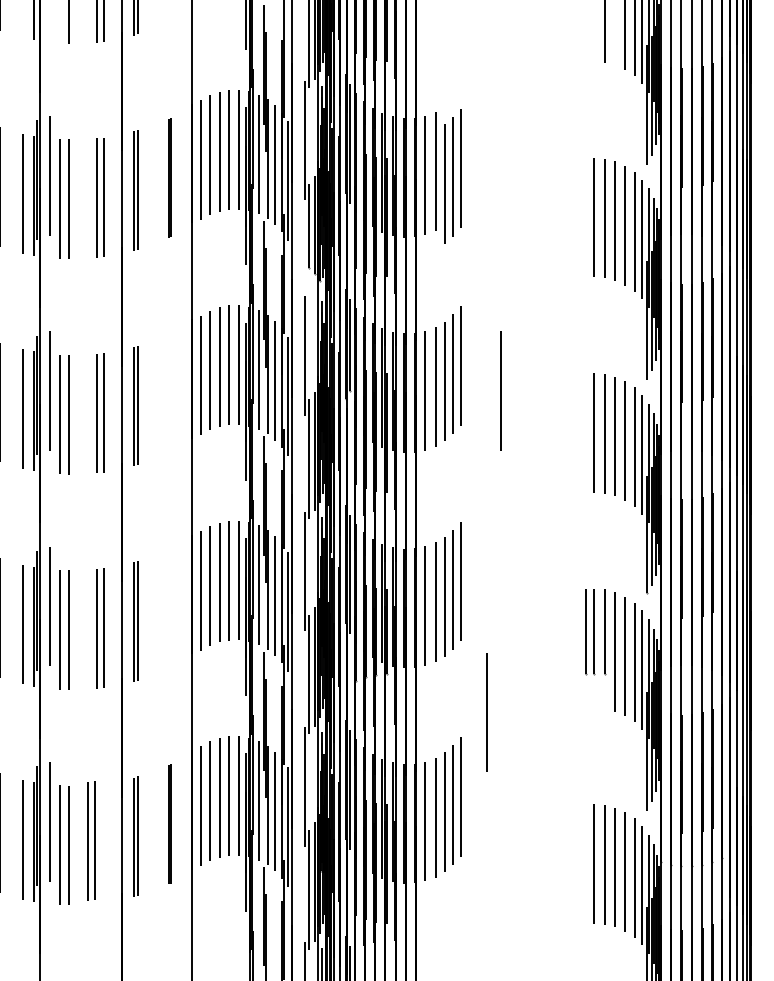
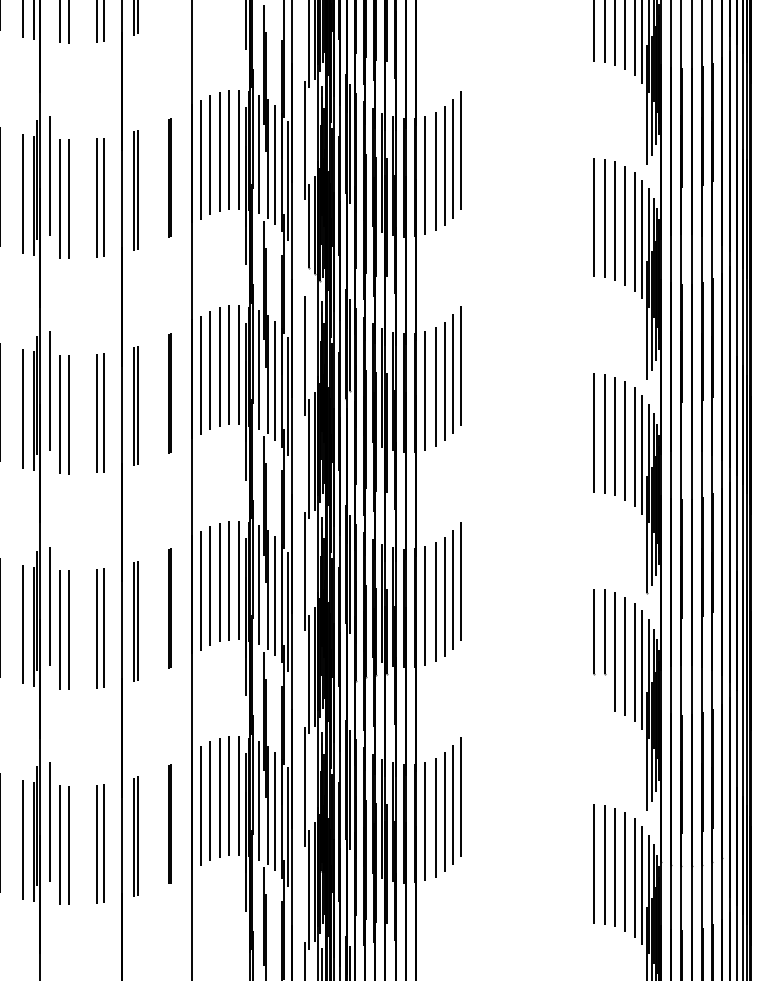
line: none -> present (23, 20)
line: none -> present (60, 22)
line: none -> present (593, 32)
line: none -> present (615, 33)
part position: (452, 176) -> (452, 158) (452, 158)
line: present -> none (500, 390)
line: none -> present (169, 393)
line: none -> present (169, 608)
line: present -> none (586, 632)
line: present -> none (486, 712)
part position: (91, 840) -> (100, 843) (100, 843)
